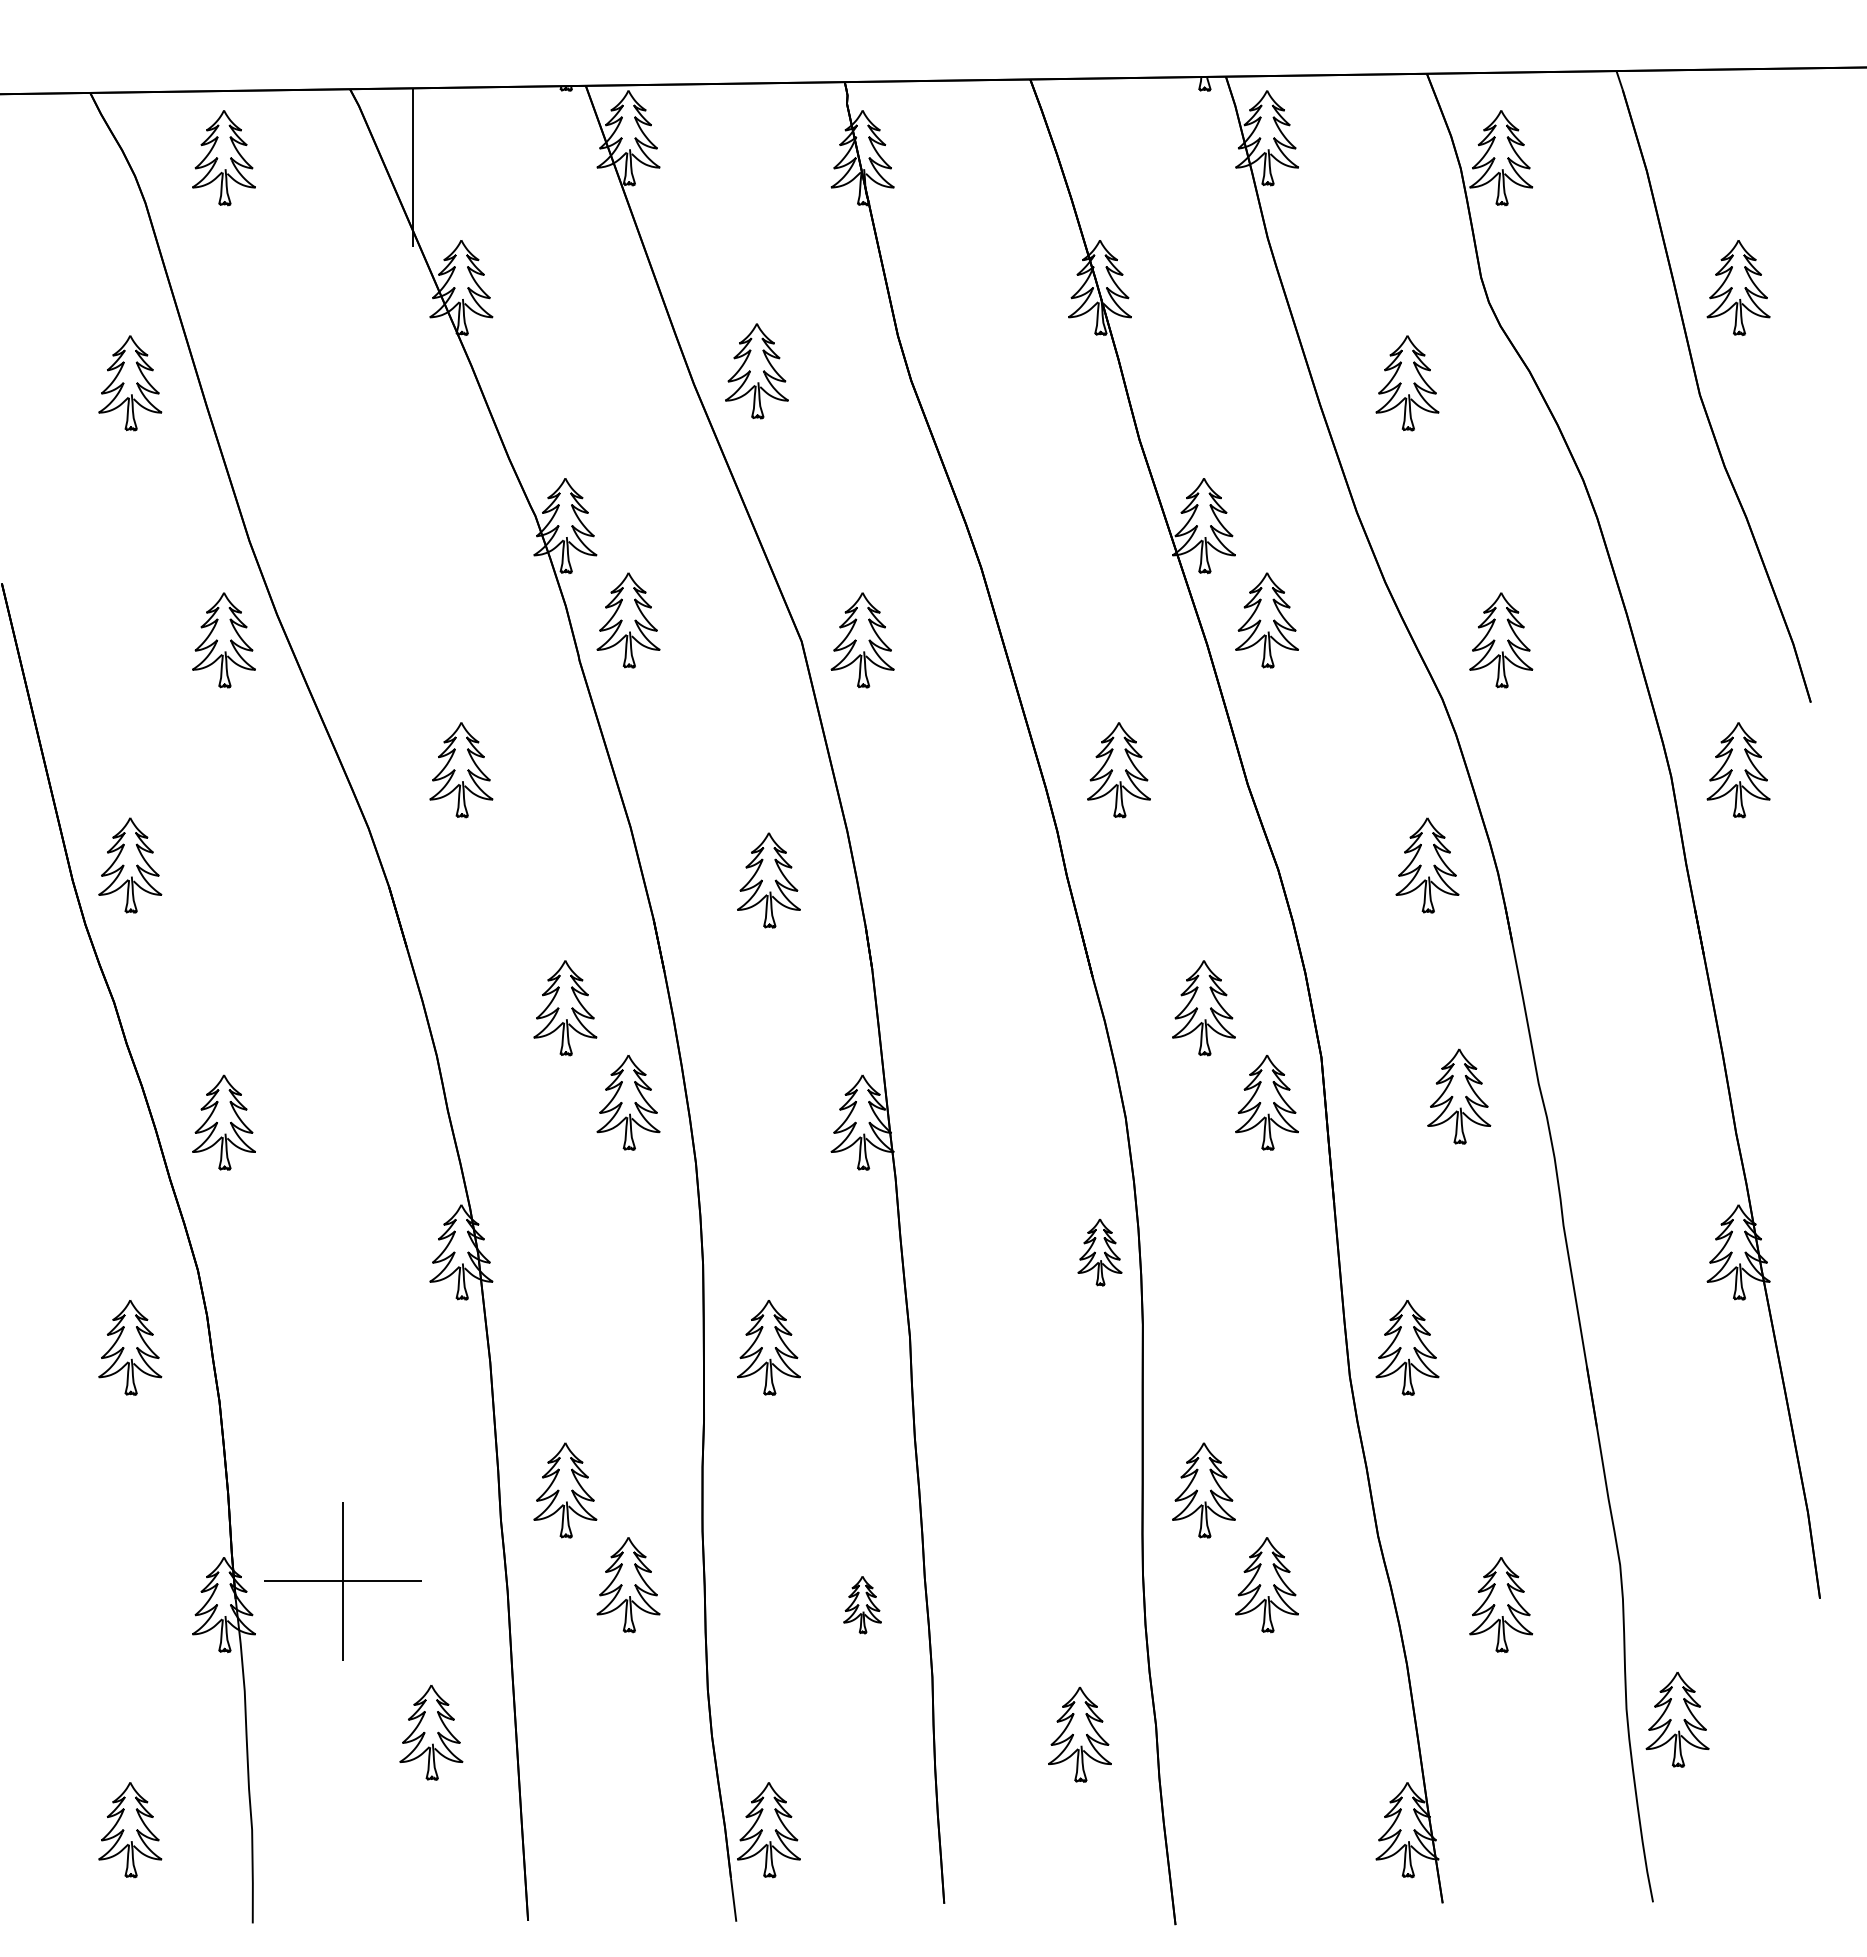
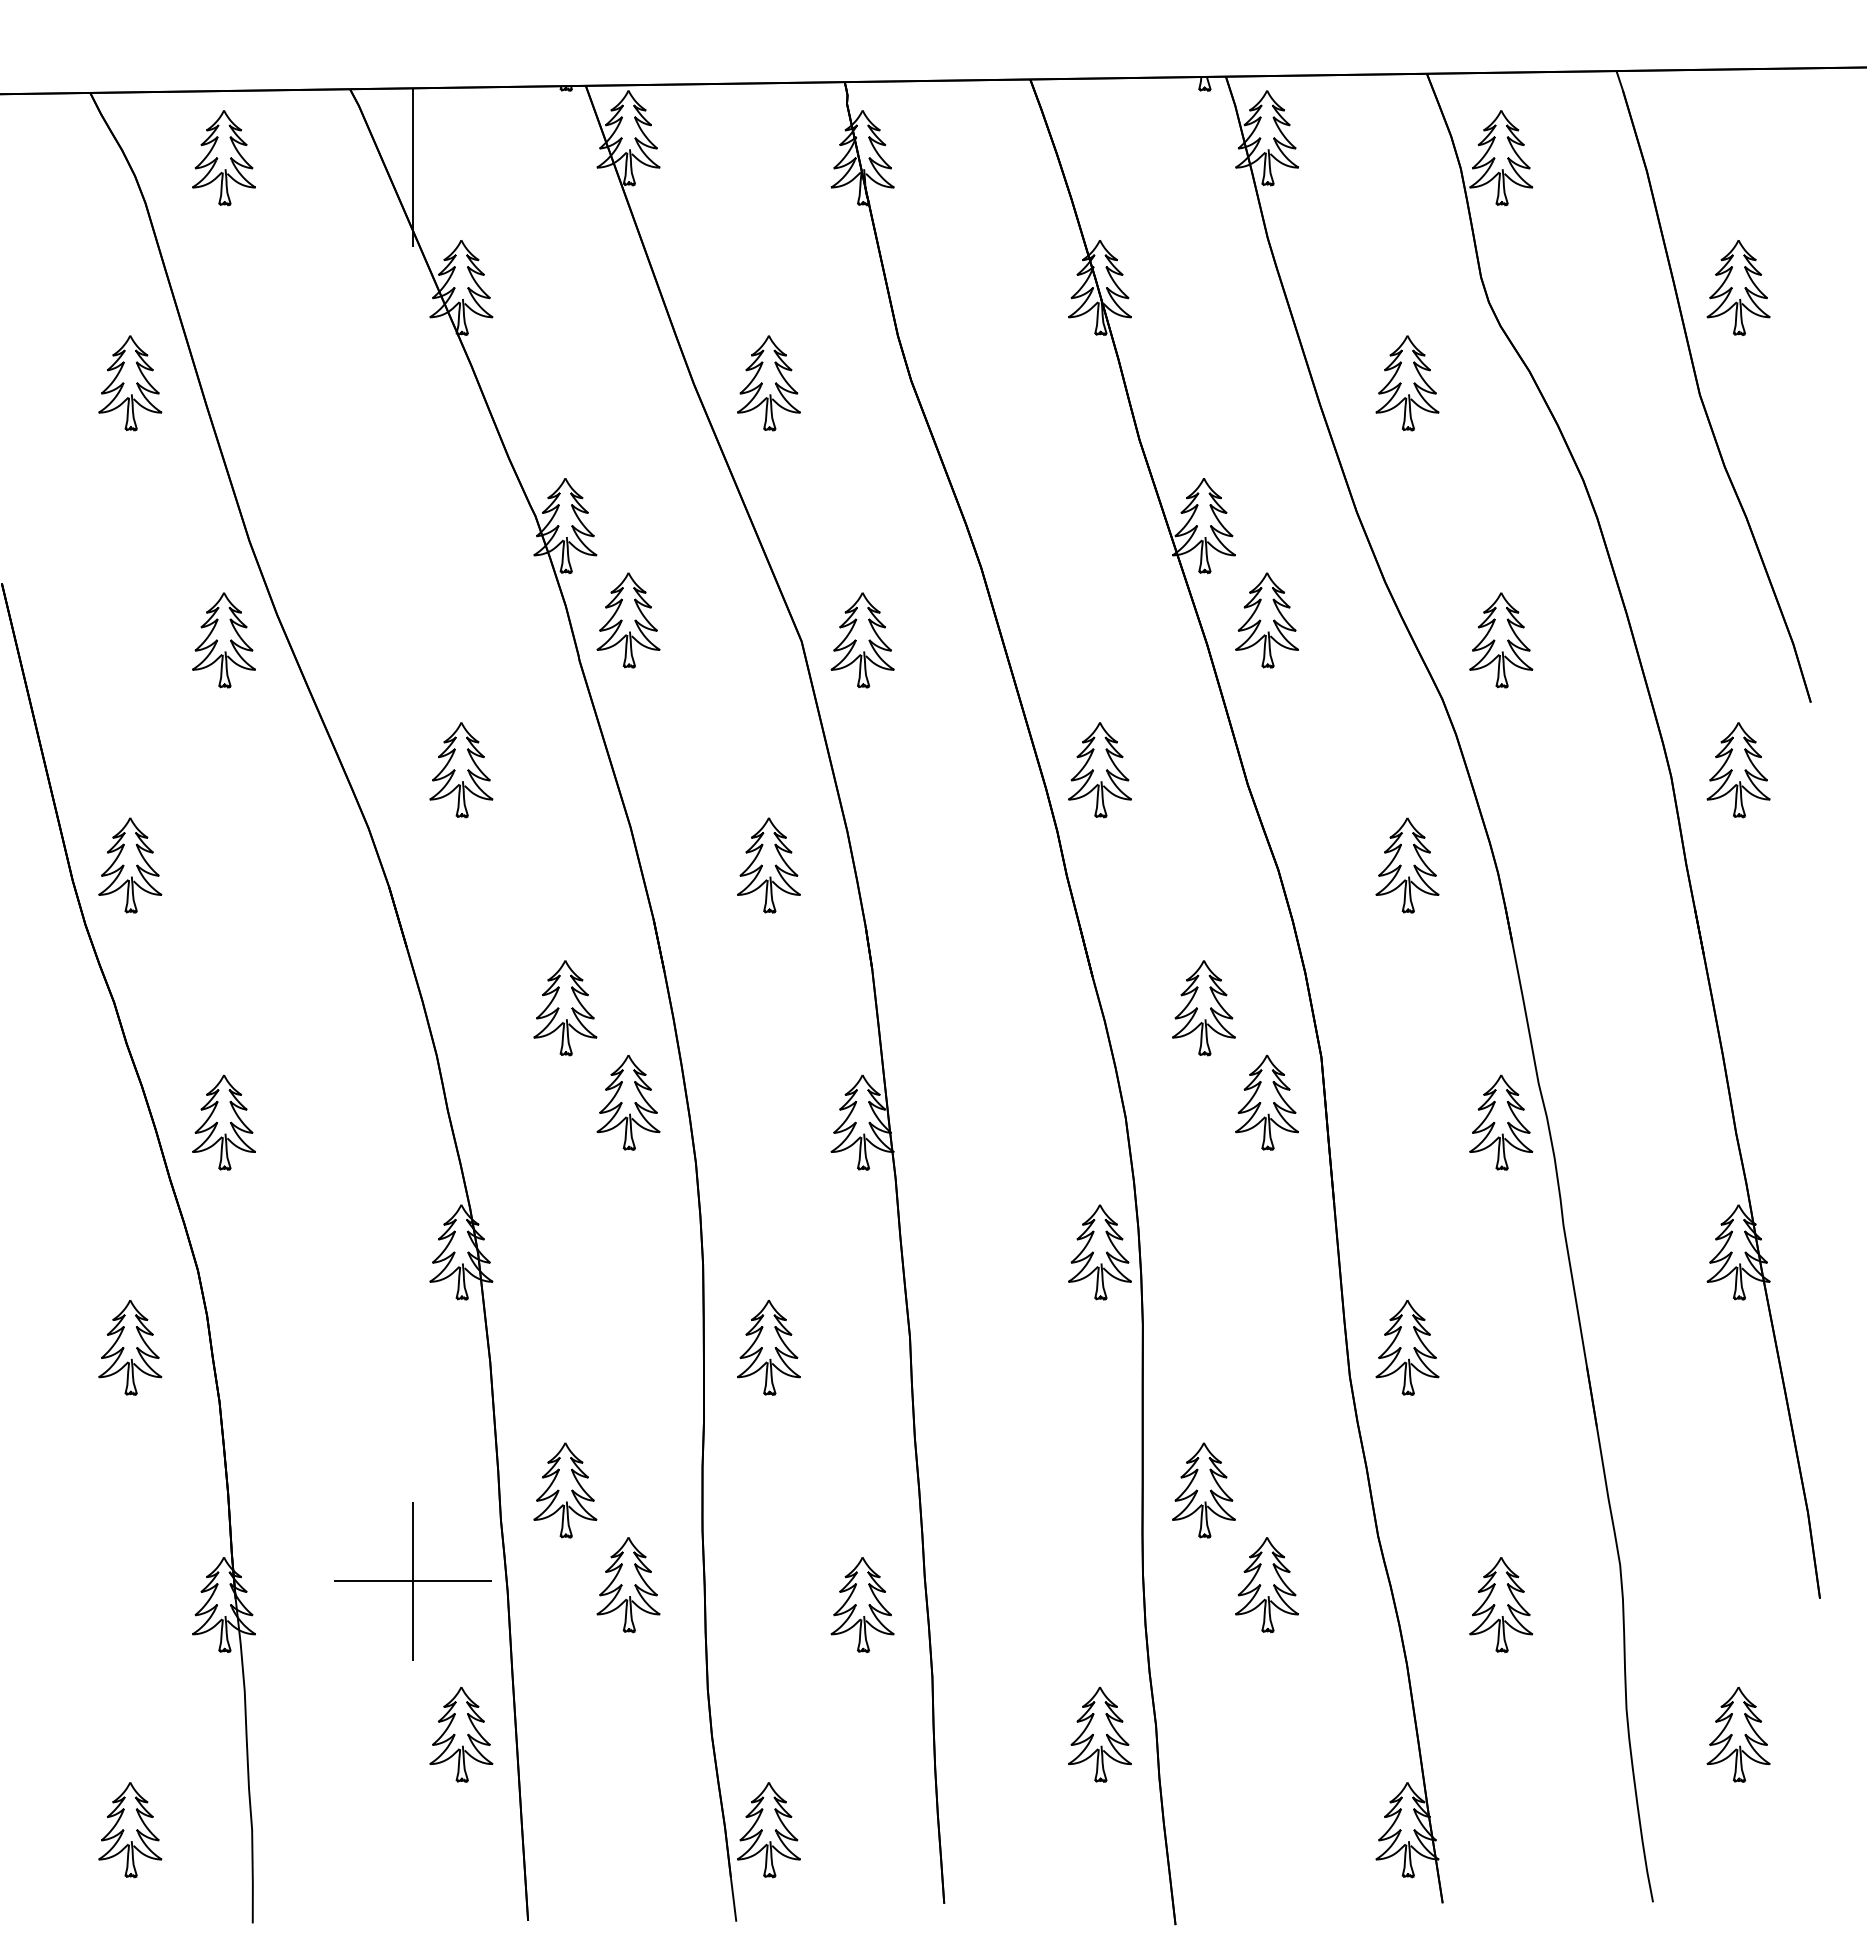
part position: (756, 371) -> (768, 383) (768, 383)
part position: (1118, 770) -> (1099, 770) (1099, 770)
part position: (1427, 865) -> (1407, 865) (1407, 865)
part position: (768, 880) -> (768, 865) (768, 865)
part position: (1459, 1096) -> (1501, 1122) (1501, 1122)
part size: 46x69 px -> 64x97 px (1099, 1252)
part position: (342, 1581) -> (412, 1581) (412, 1581)
part size: 39x59 px -> 65x96 px (862, 1604)
part position: (1677, 1719) -> (1738, 1734) (1738, 1734)
part position: (431, 1732) -> (461, 1734) (461, 1734)
part position: (1079, 1734) -> (1099, 1734) (1099, 1734)
